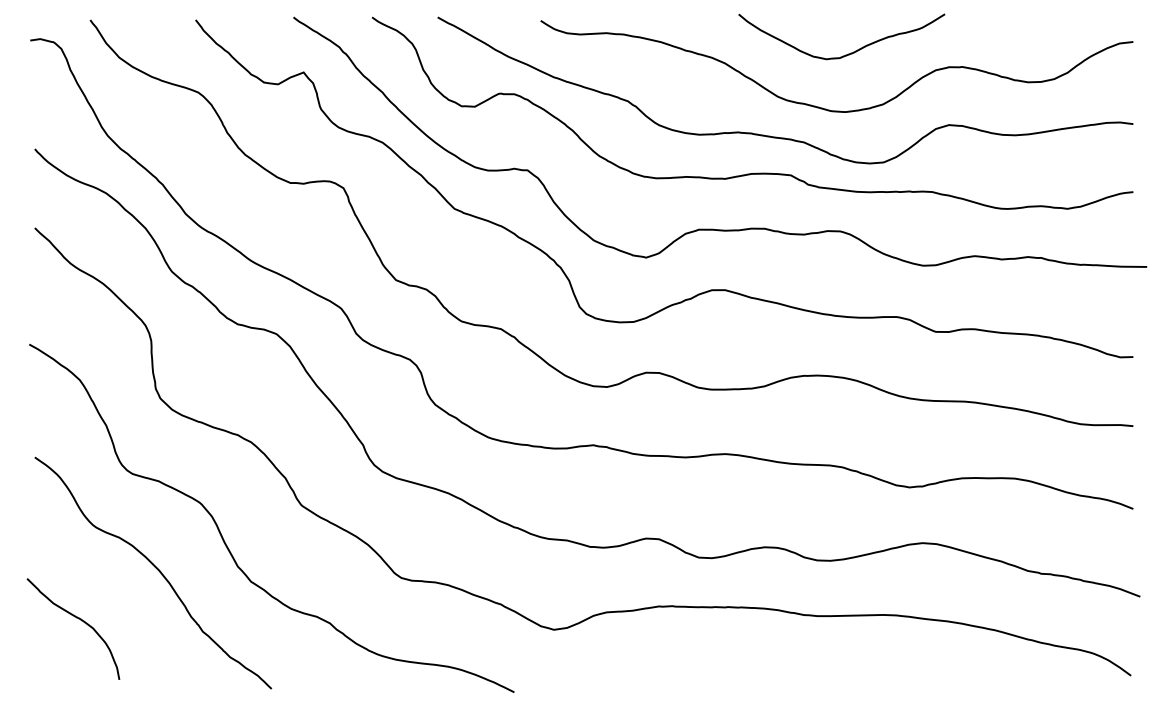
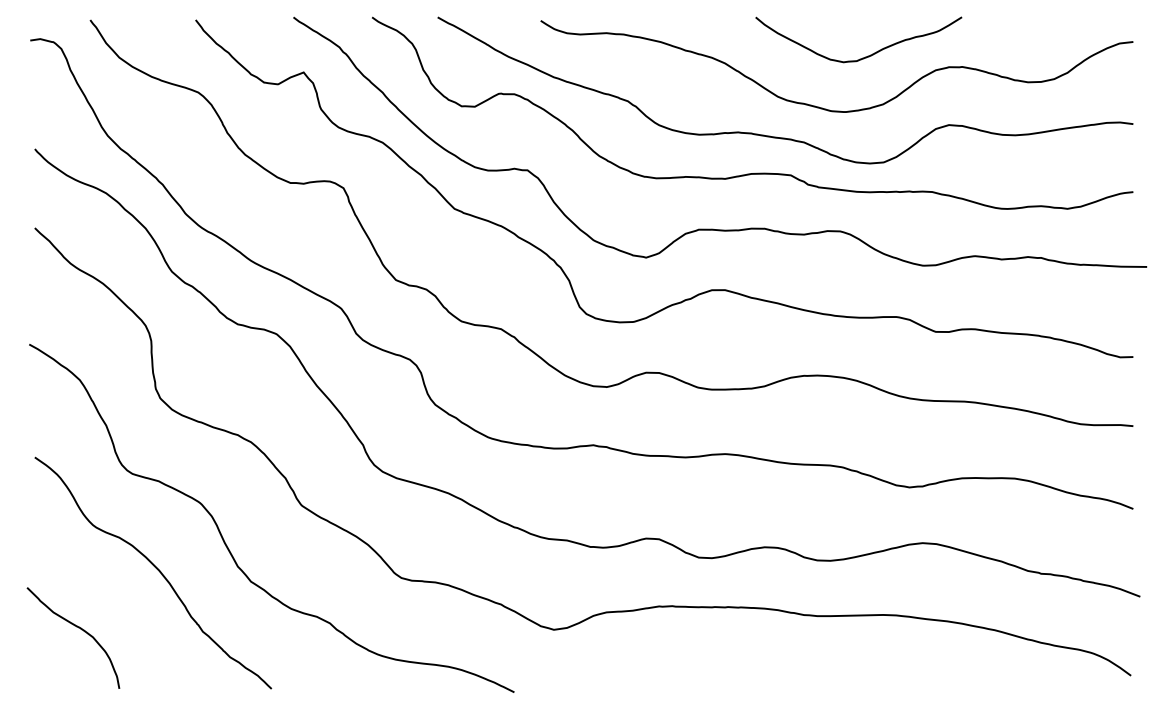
curve position: (848, 53) -> (865, 56) (865, 56)
curve position: (78, 619) -> (78, 628) (78, 628)
